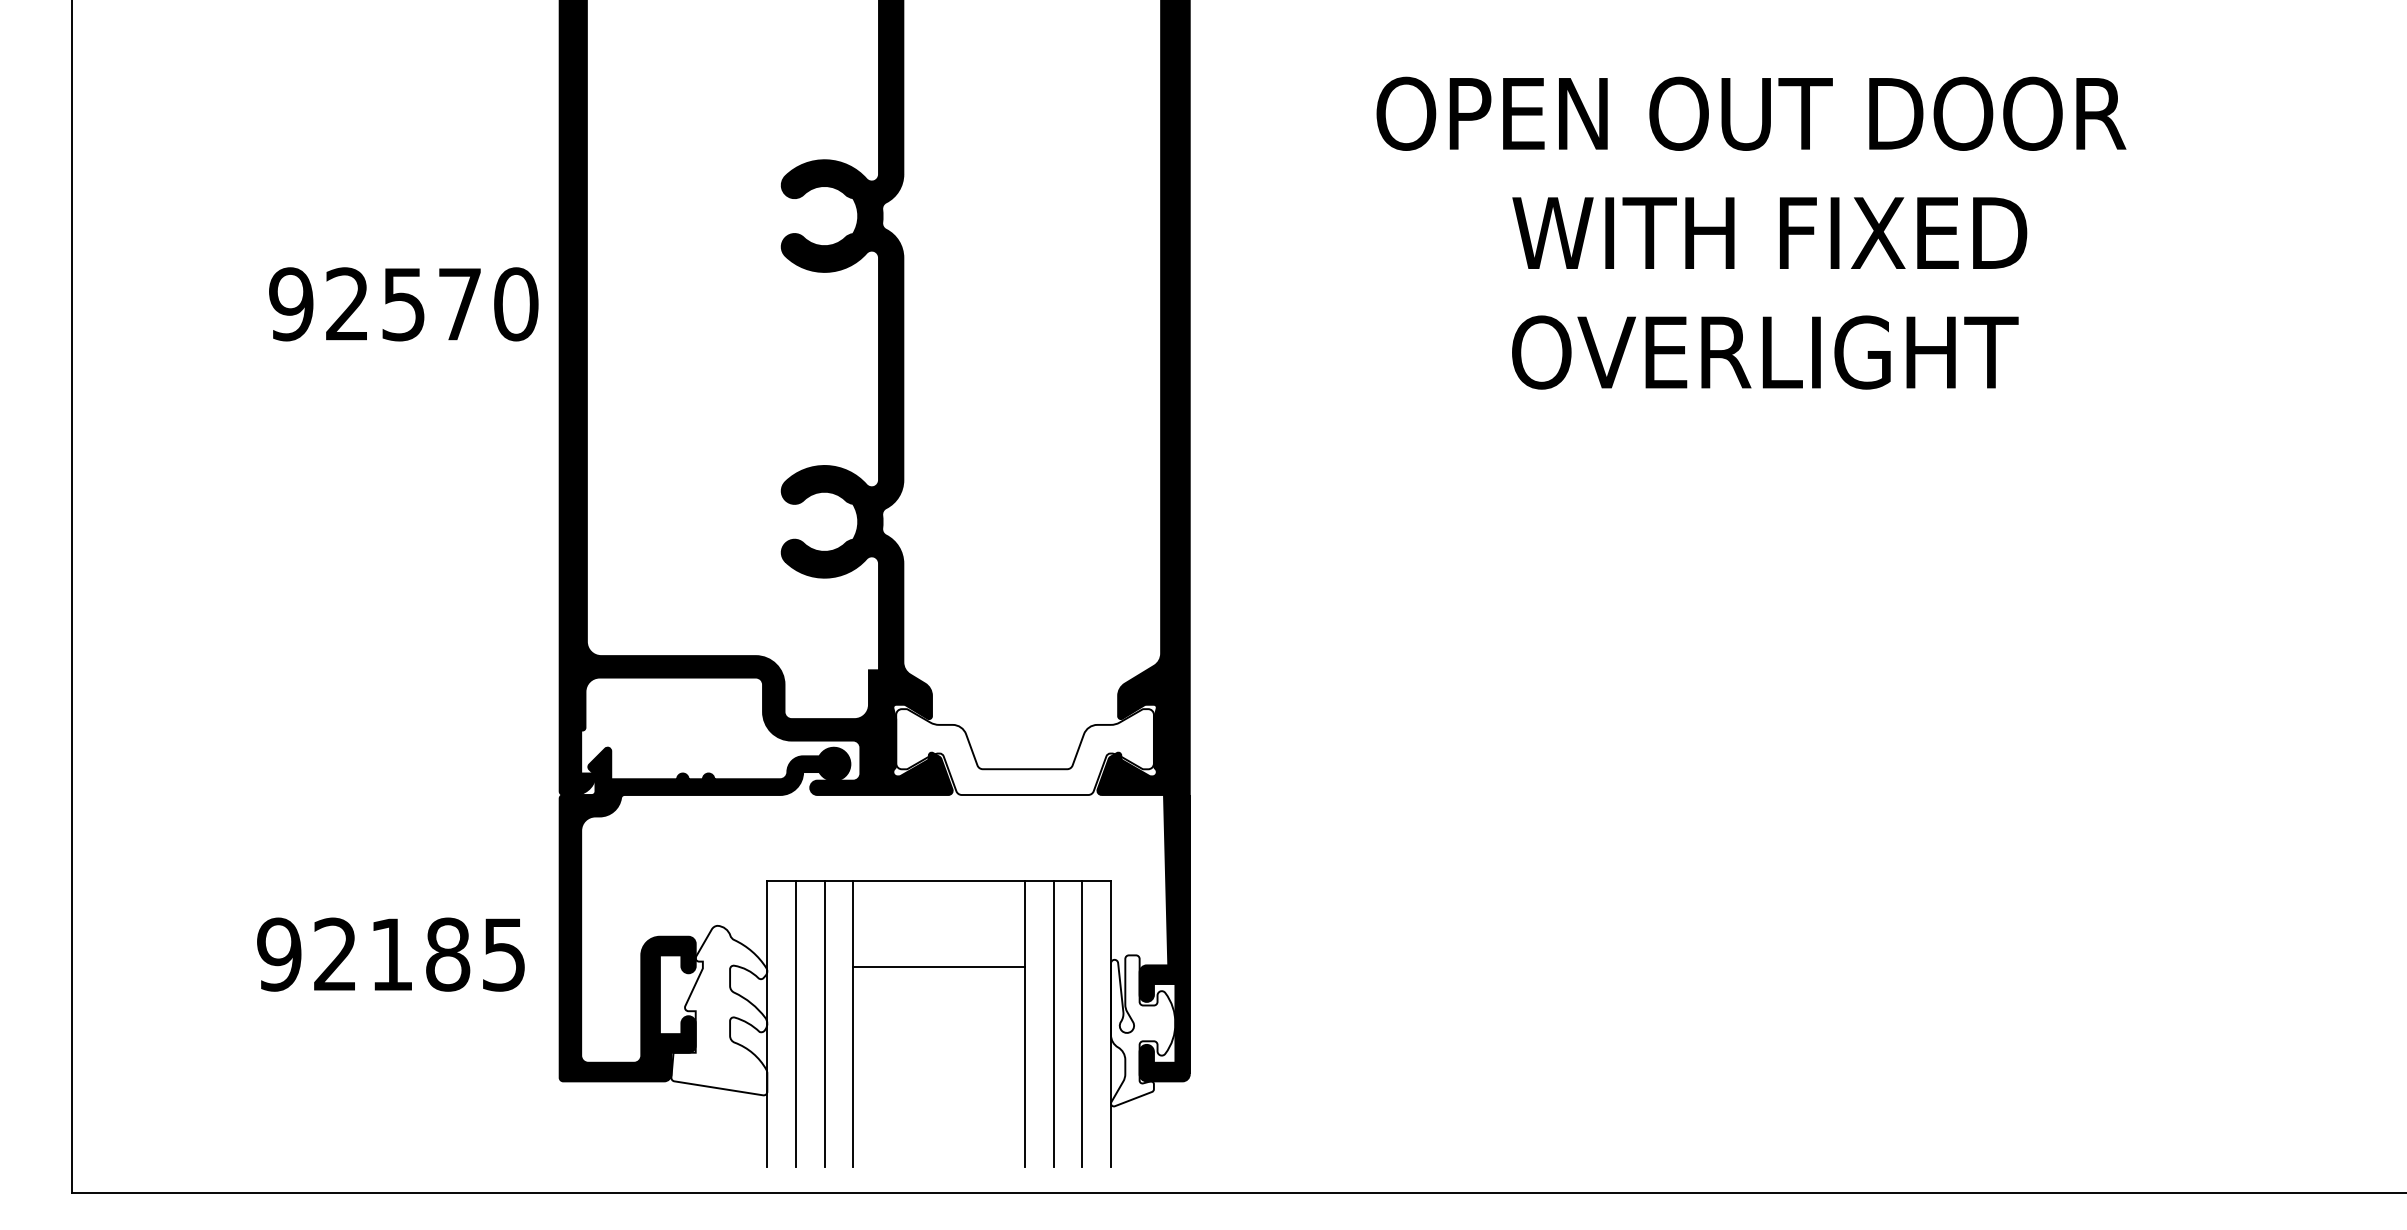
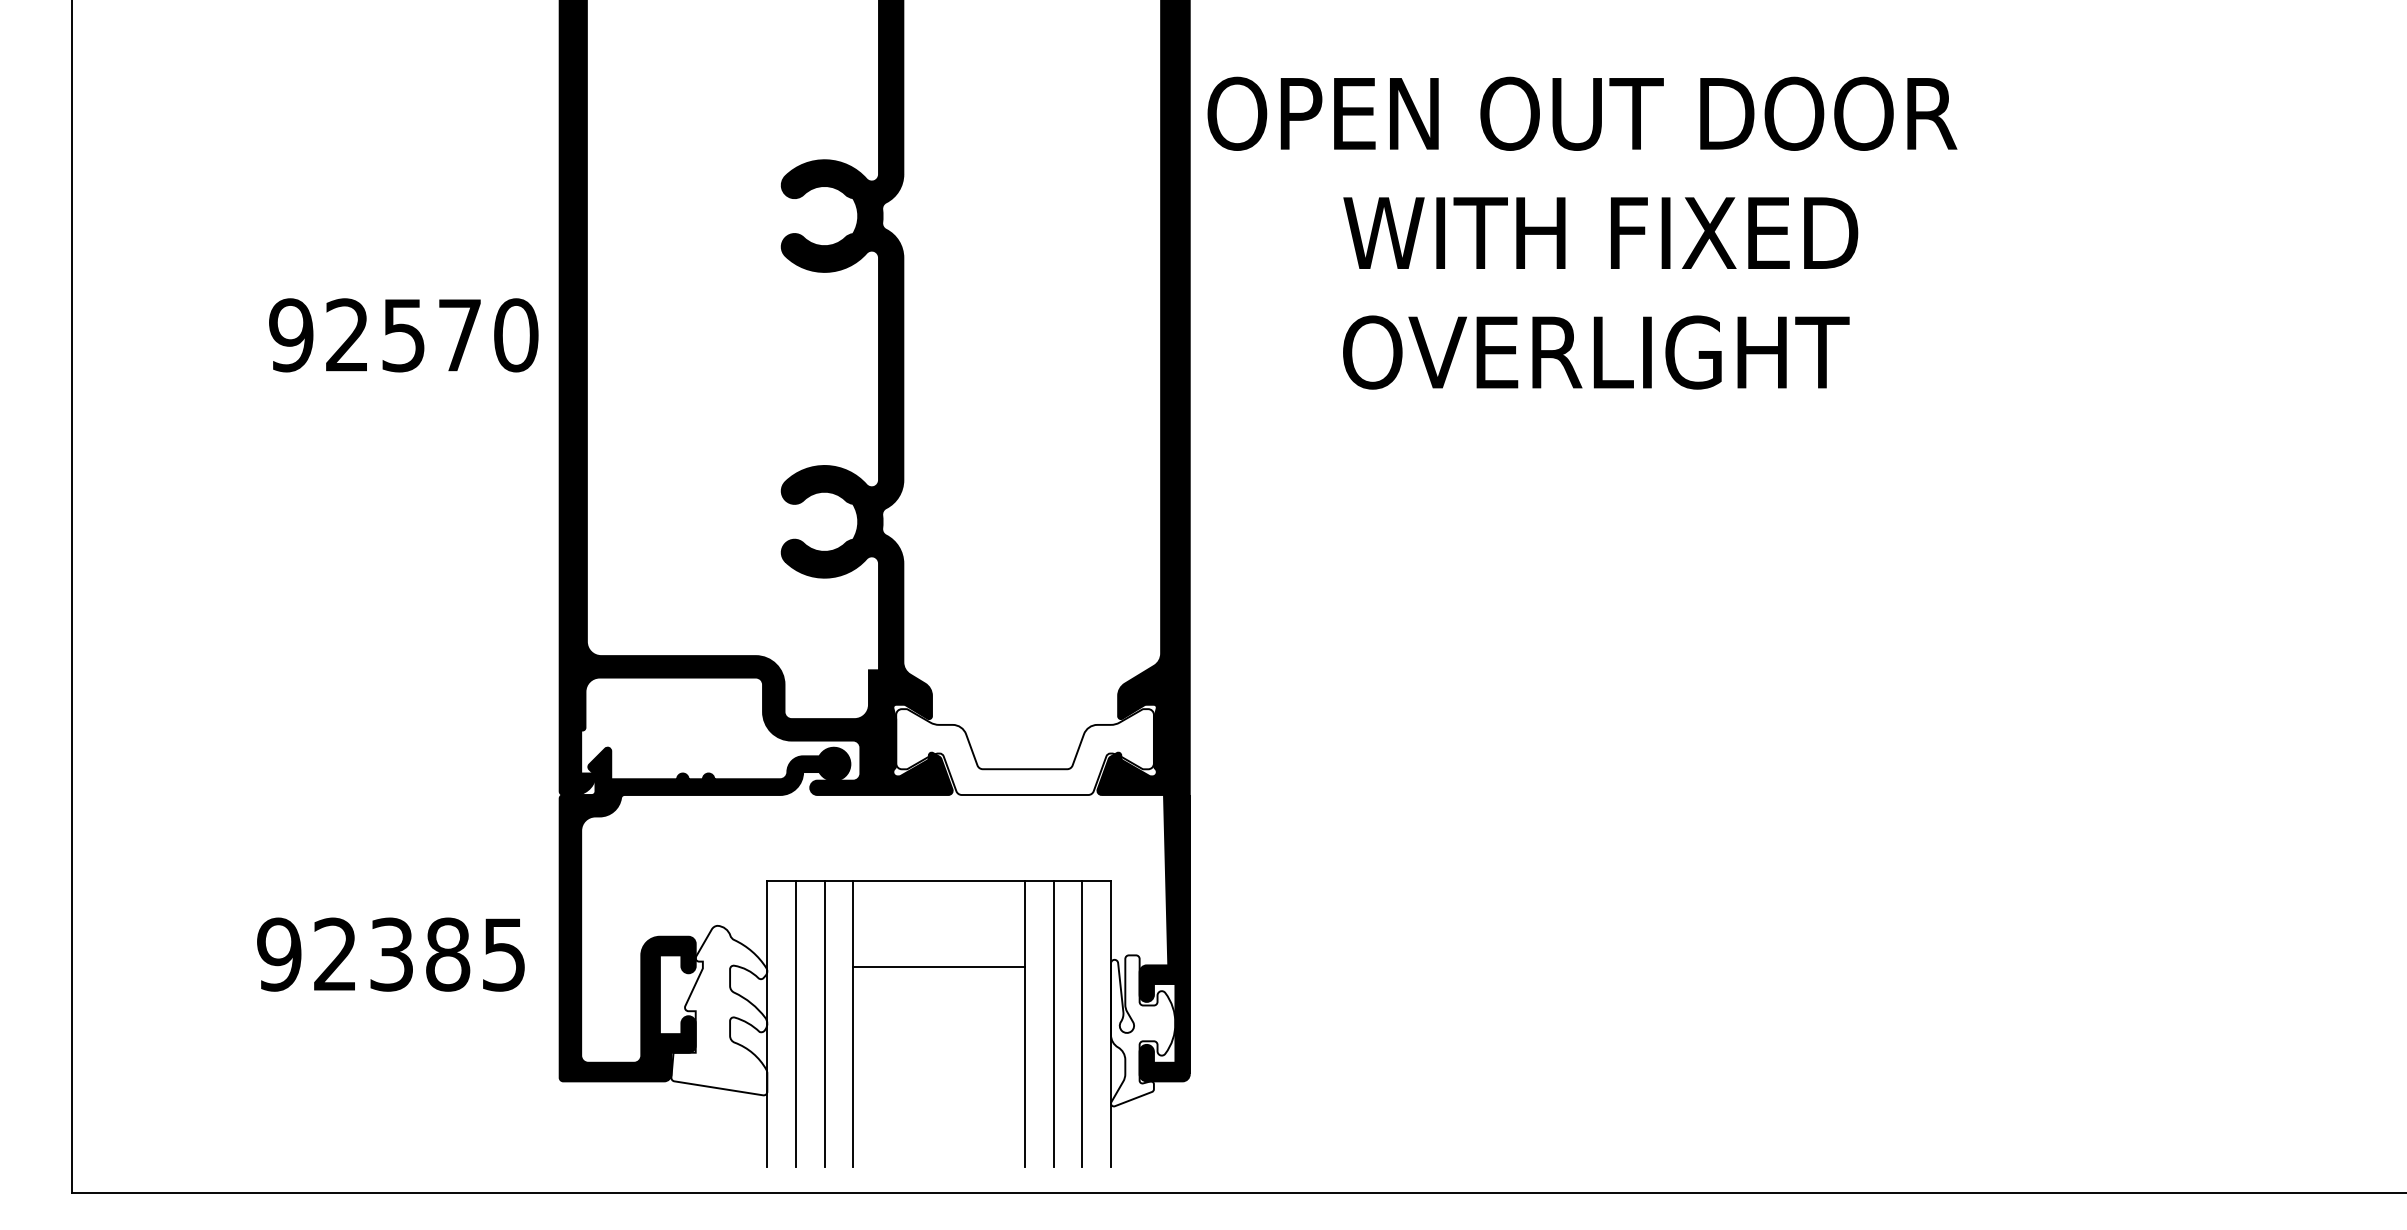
text position: (1751, 232) -> (1582, 232) (1582, 232)
text position: (403, 304) -> (403, 335) (403, 335)
text: 92185 -> 92385 (391, 954)
